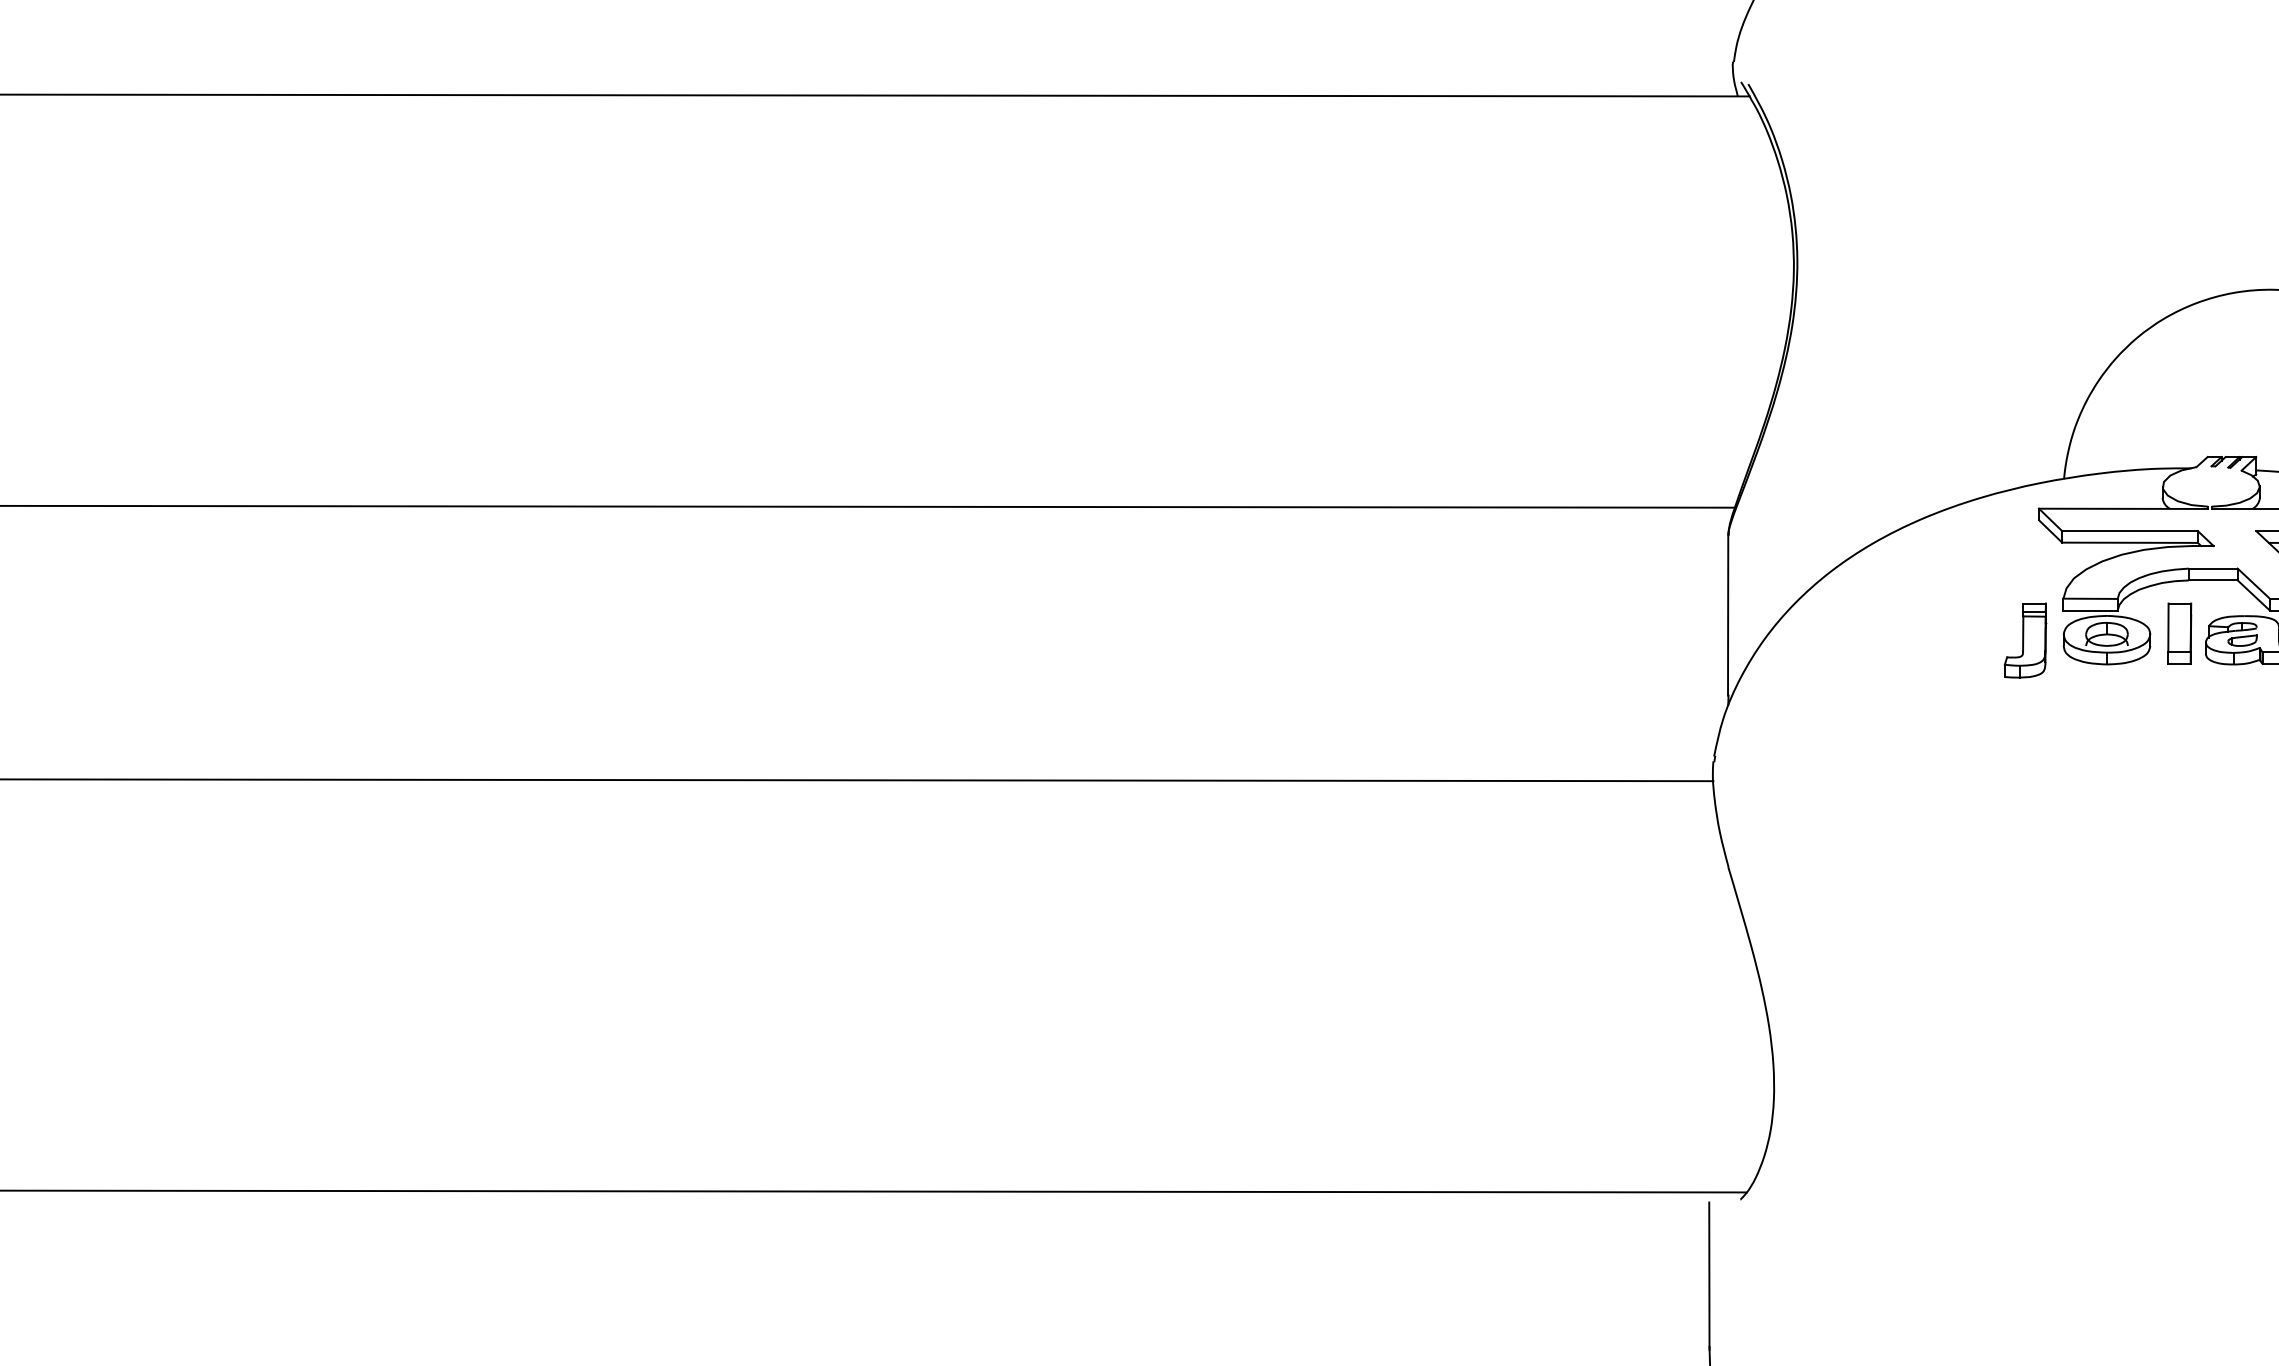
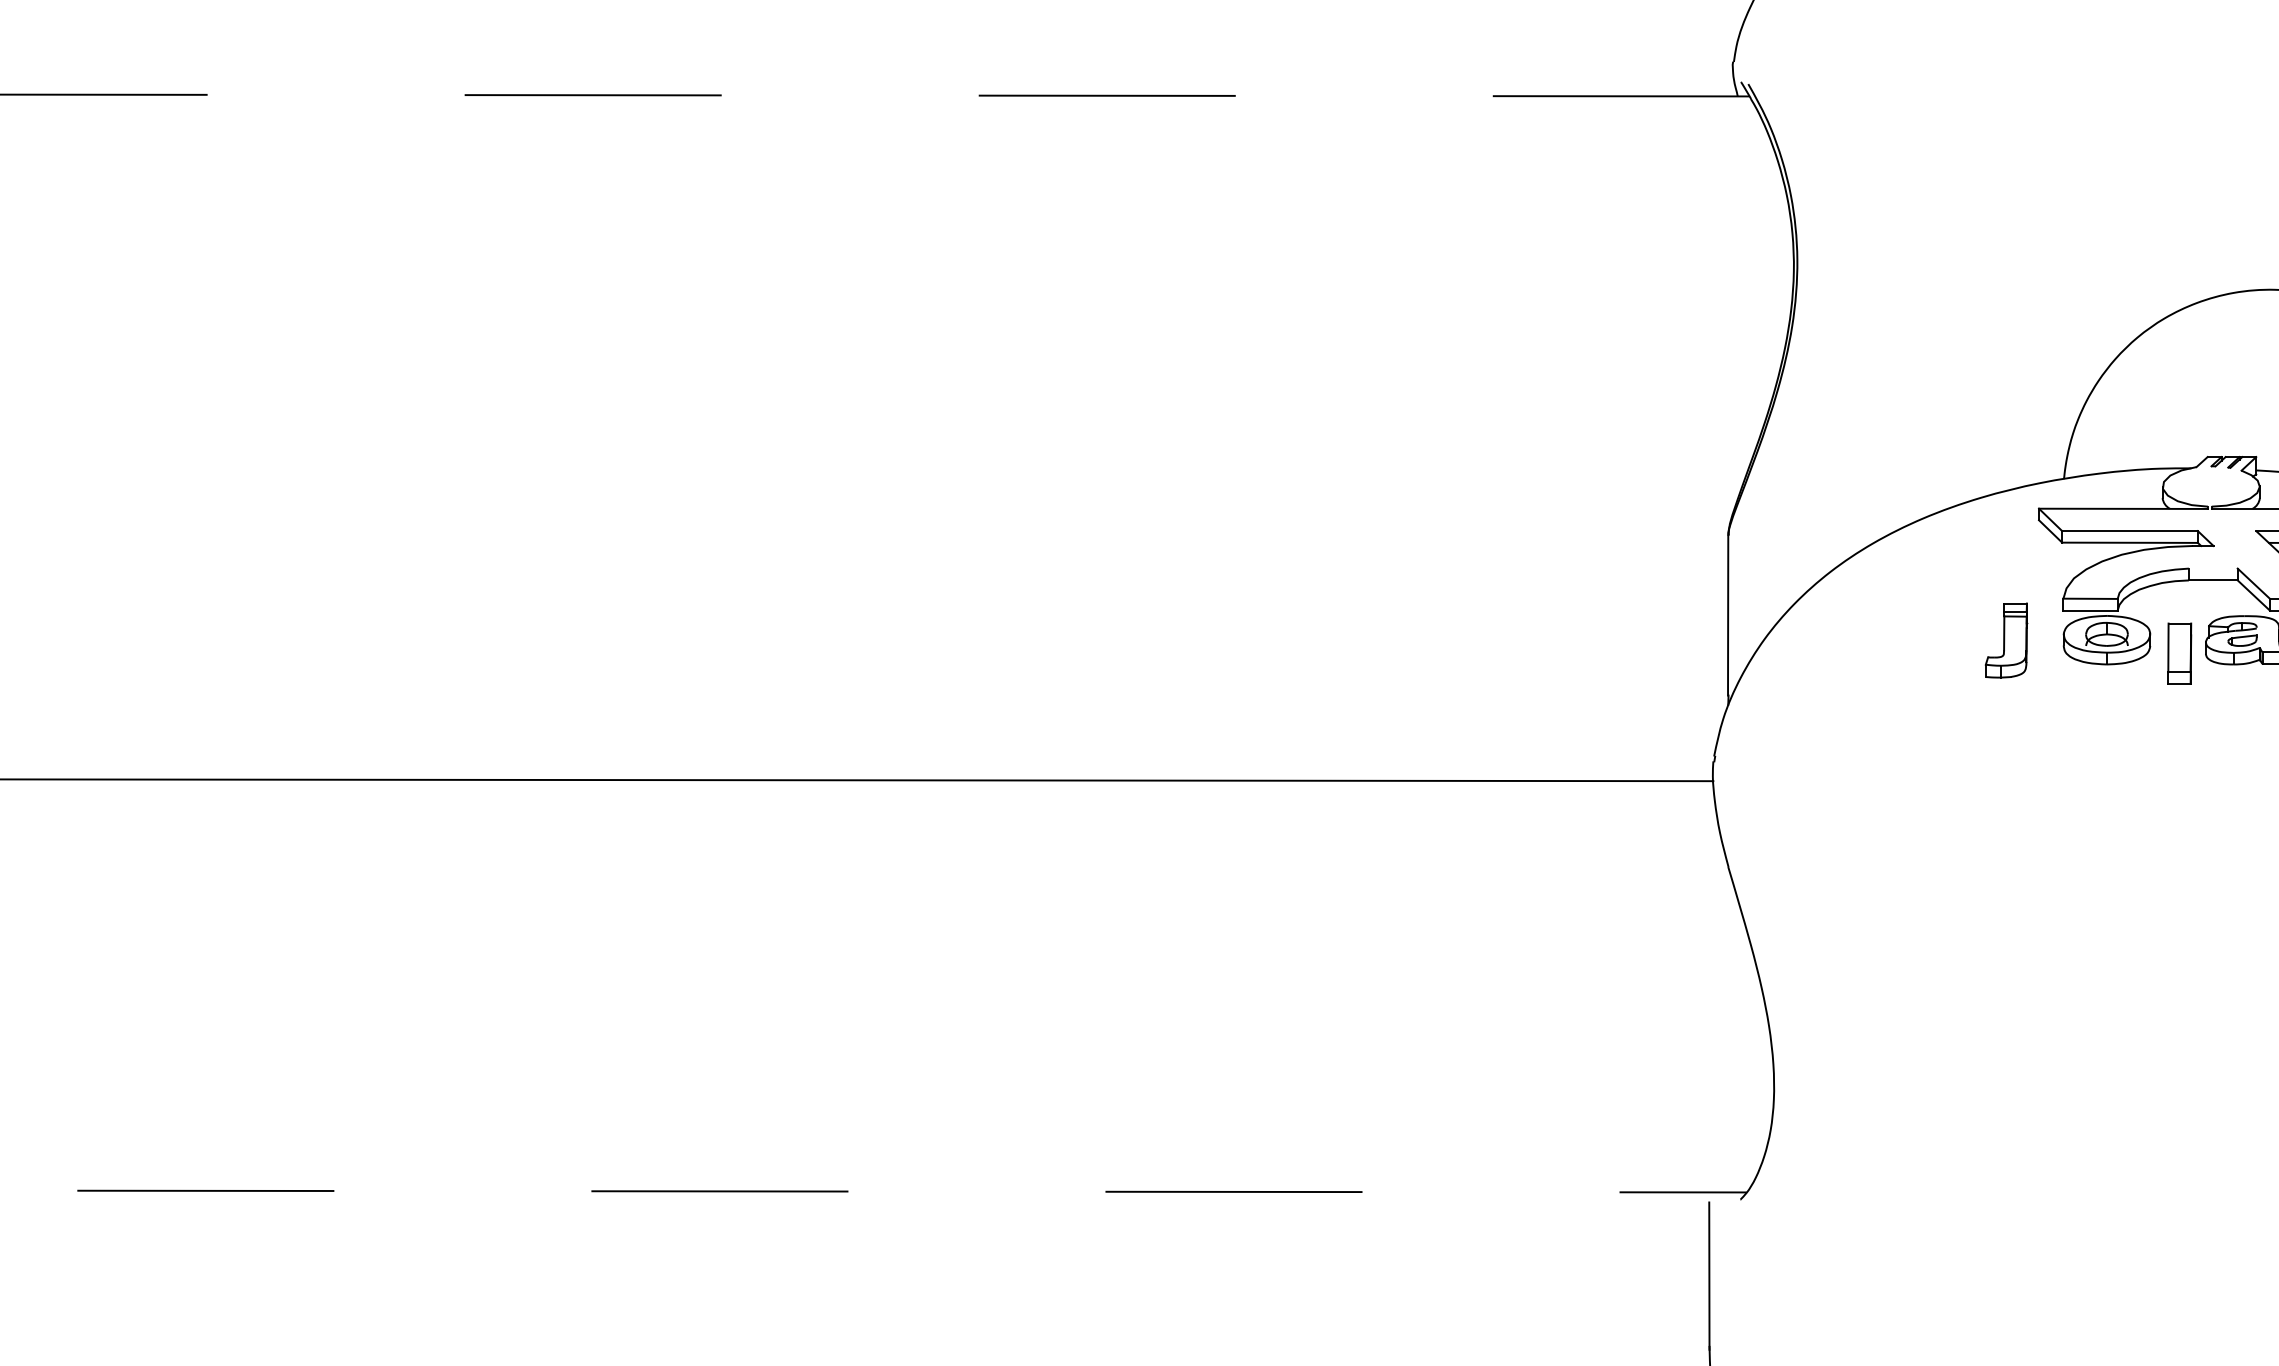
line: solid -> dashed (875, 95)
line: present -> none (868, 506)
line: present -> none (2212, 568)
part position: (2179, 633) -> (2179, 653) (2179, 653)
part position: (2025, 640) -> (2006, 640) (2006, 640)
line: solid -> dashed (873, 1191)
